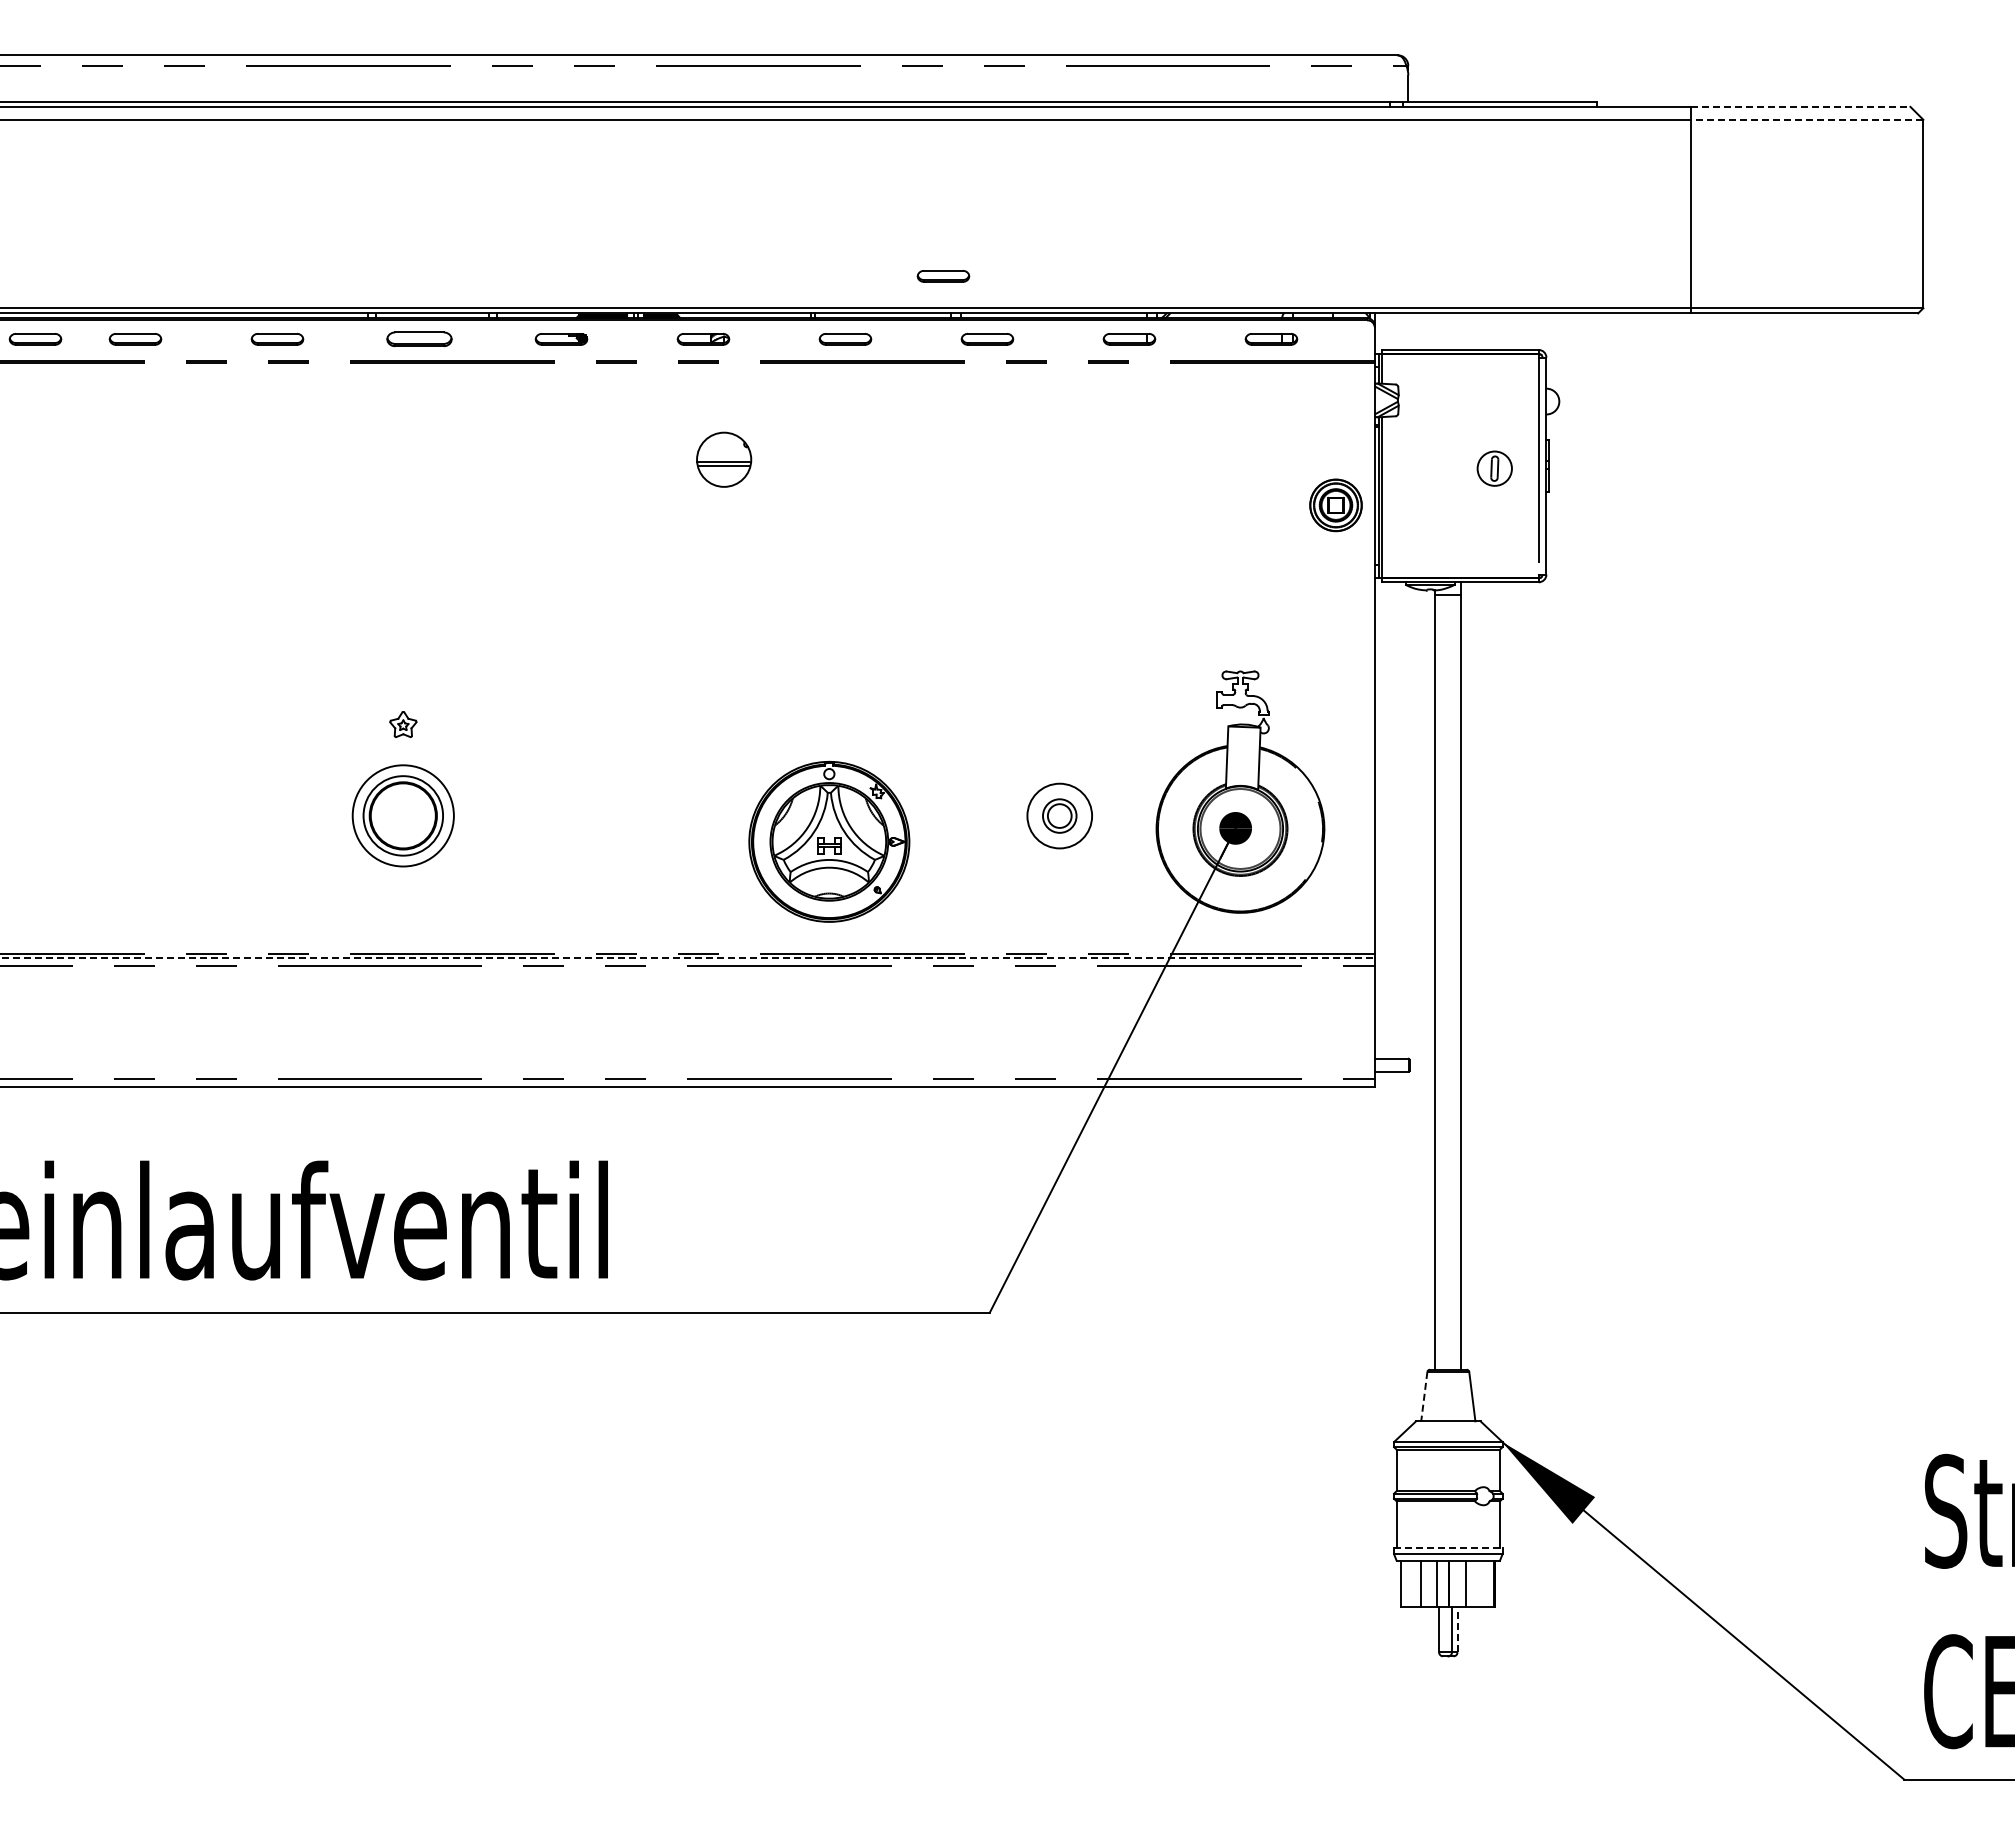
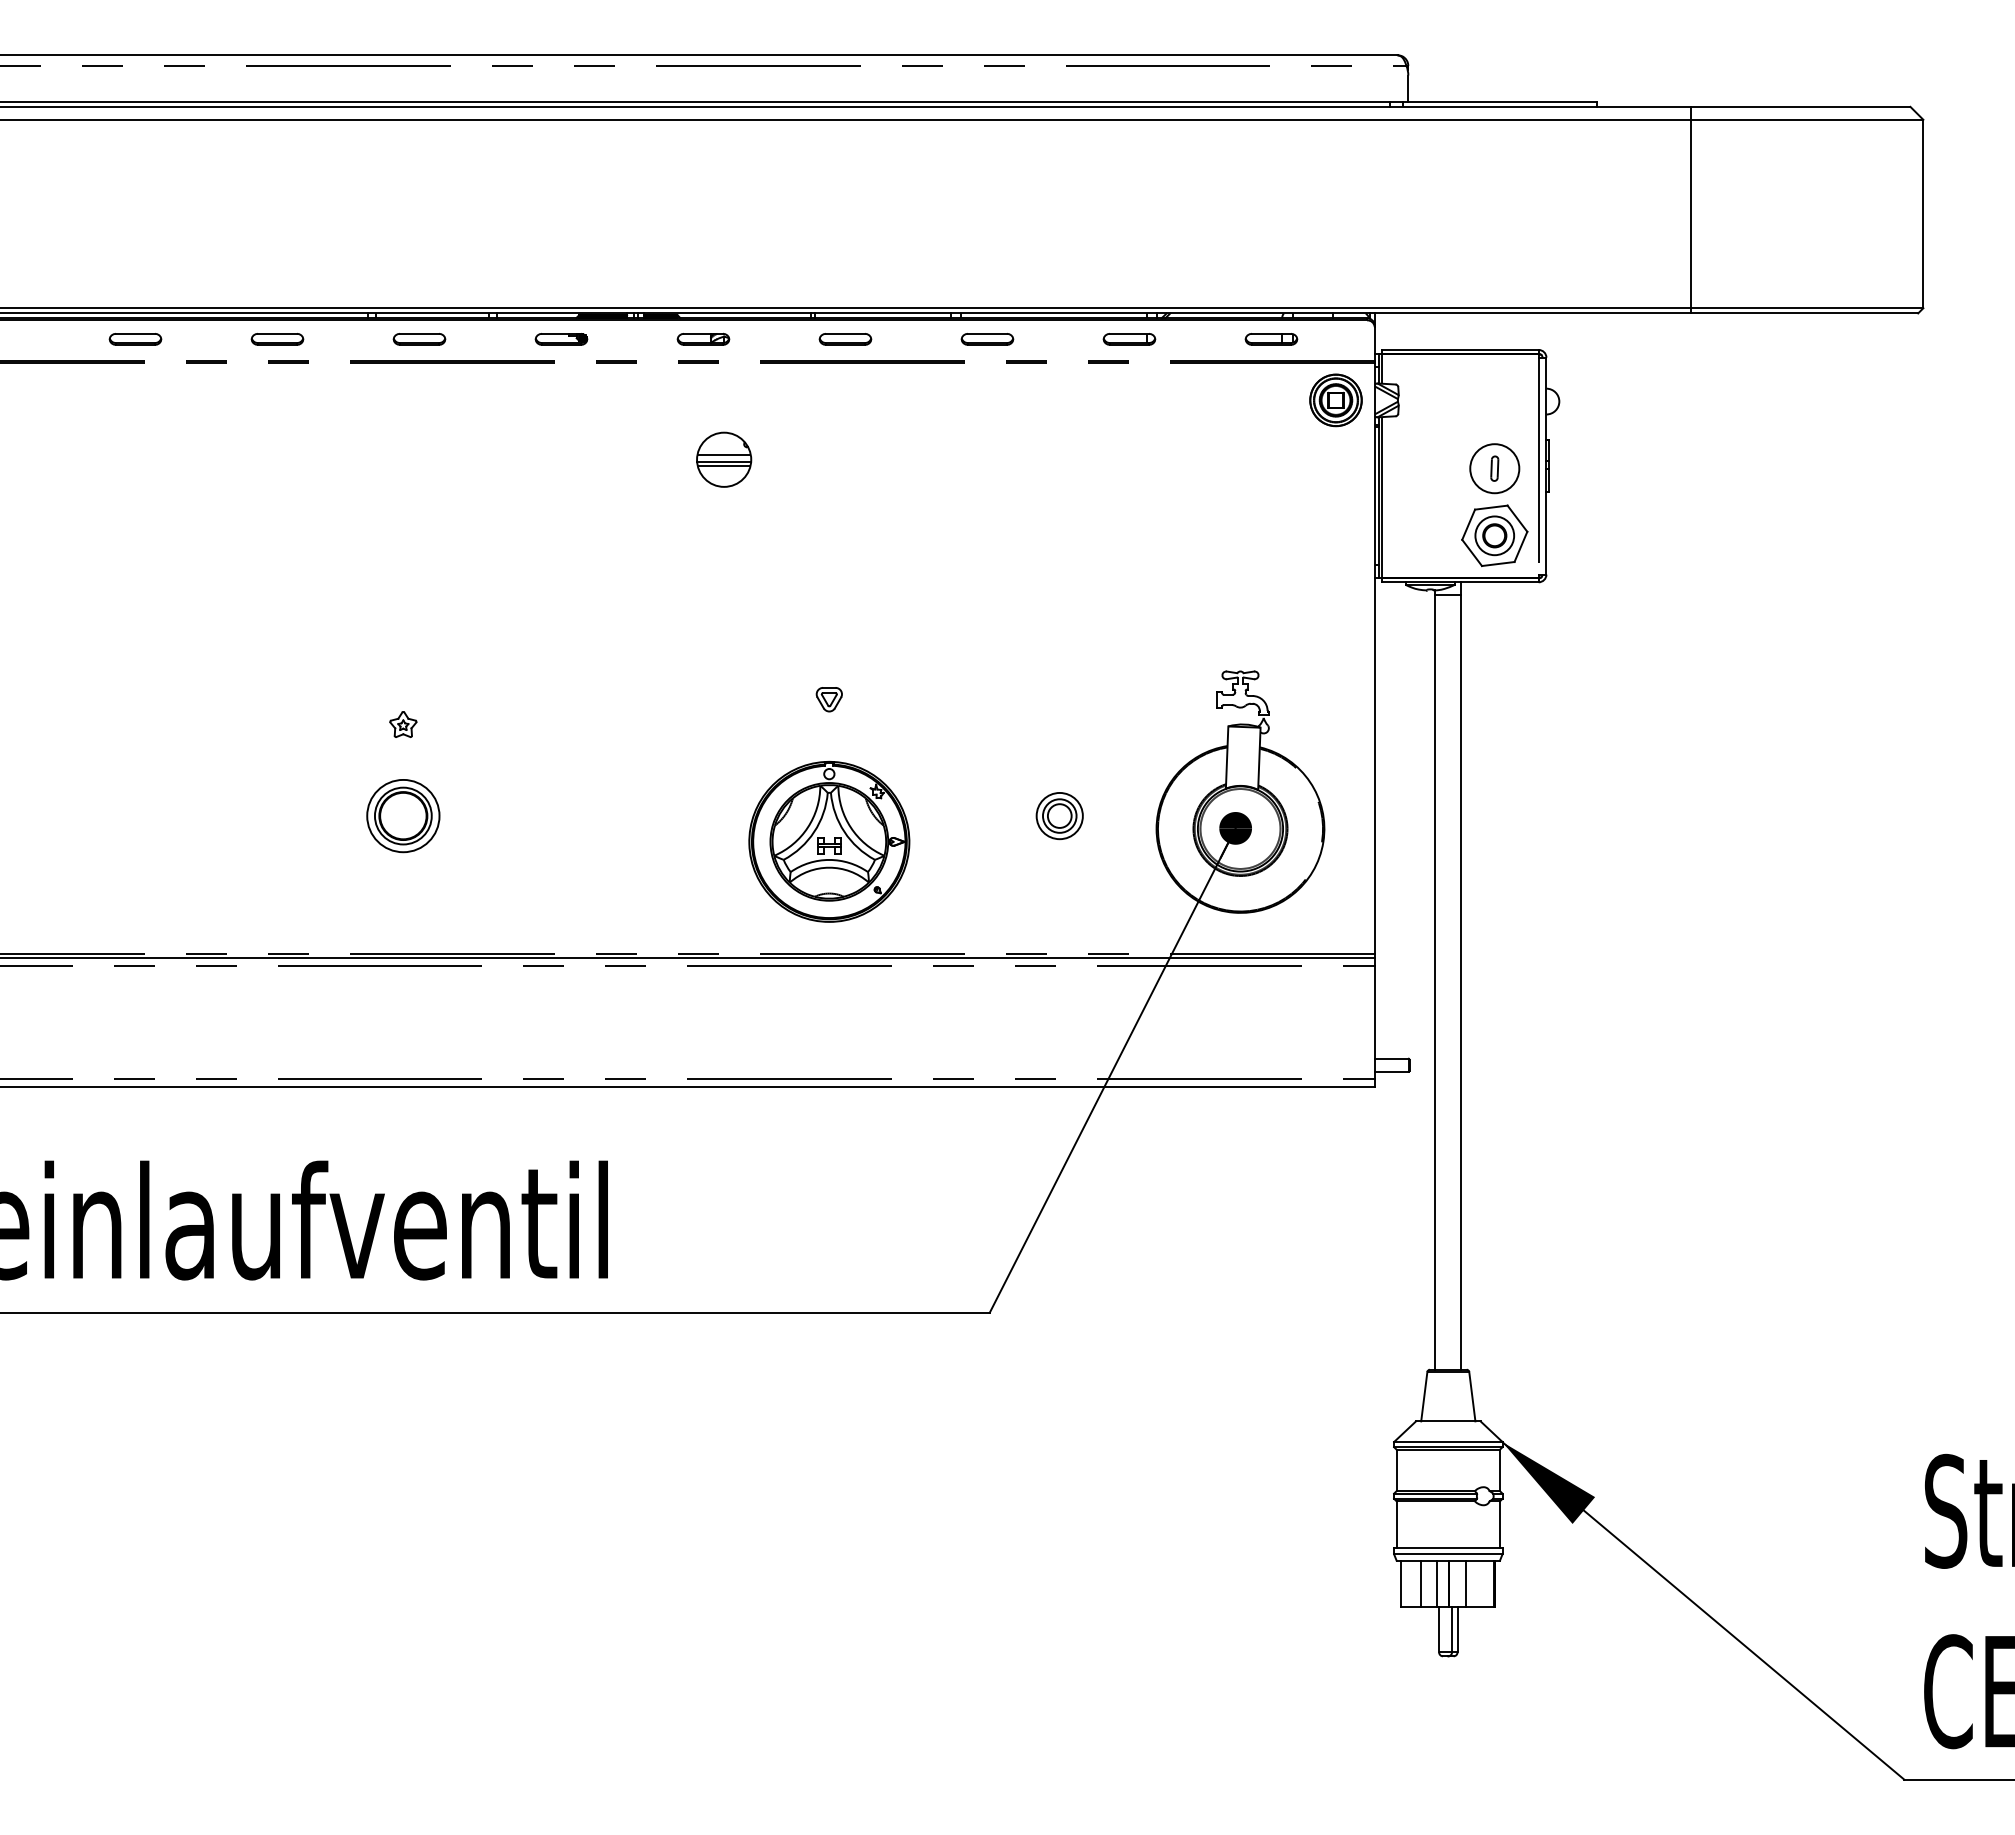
line: dashed -> solid (1800, 106)
line: dashed -> solid (1806, 119)
part: present -> none (943, 276)
part: present -> none (35, 339)
part size: 67x17 px -> 55x13 px (419, 339)
line: none -> present (723, 454)
circle diameter: 34 px -> 49 px (1494, 468)
part position: (1335, 505) -> (1335, 400) (1335, 400)
part: none -> present (1494, 535)
part: none -> present (828, 699)
part size: 104x104 px -> 75x75 px (403, 816)
circle diameter: 65 px -> 46 px (1059, 815)
line: dashed -> solid (687, 958)
line: dashed -> solid (1424, 1396)
line: dashed -> solid (1448, 1547)
line: dashed -> solid (1457, 1629)
